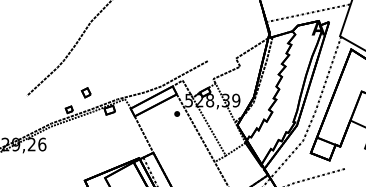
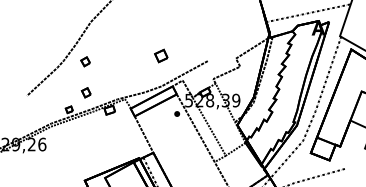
part: none -> present (161, 55)
part: none -> present (85, 61)
